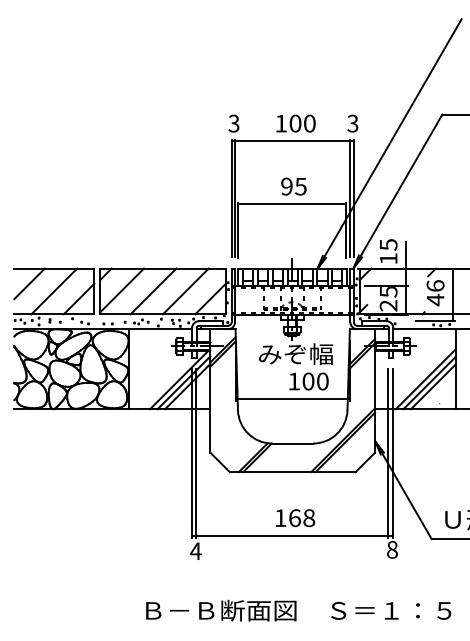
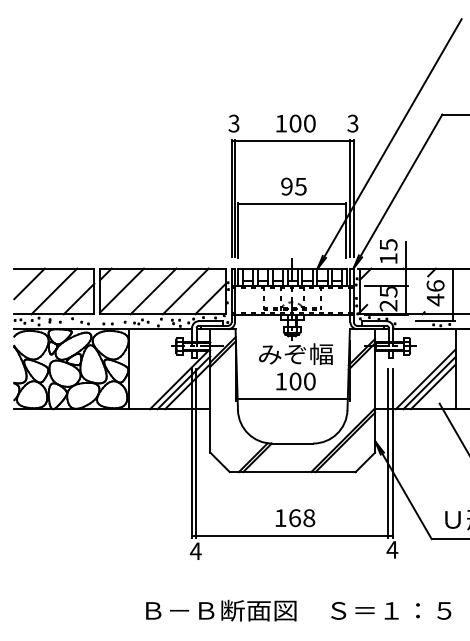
text position: (308, 381) -> (295, 381) (295, 381)
line: none -> present (452, 426)
text: 8 -> 4 (392, 549)
